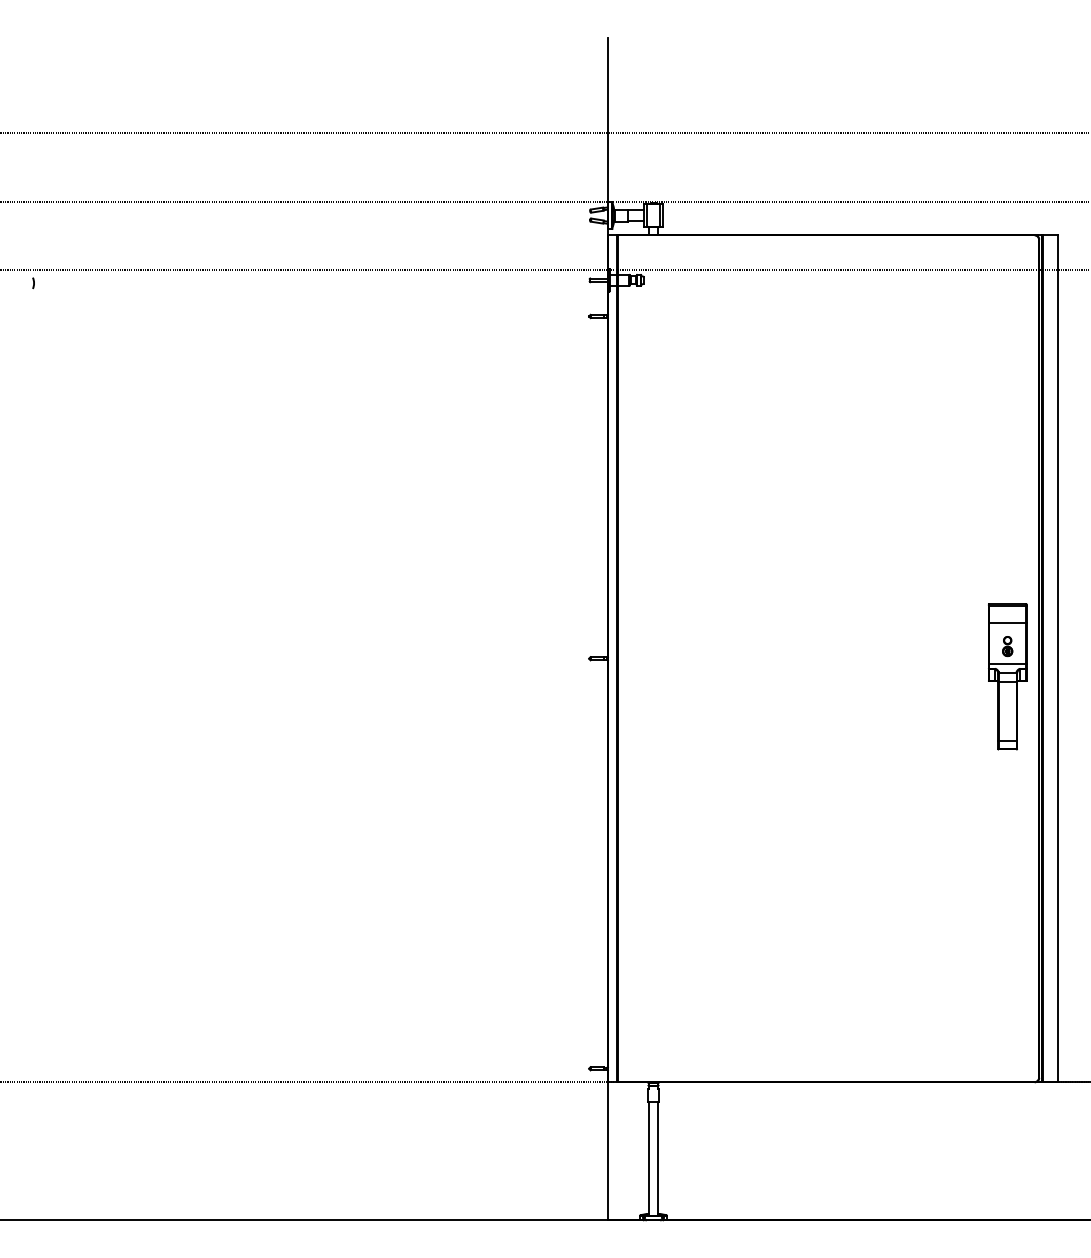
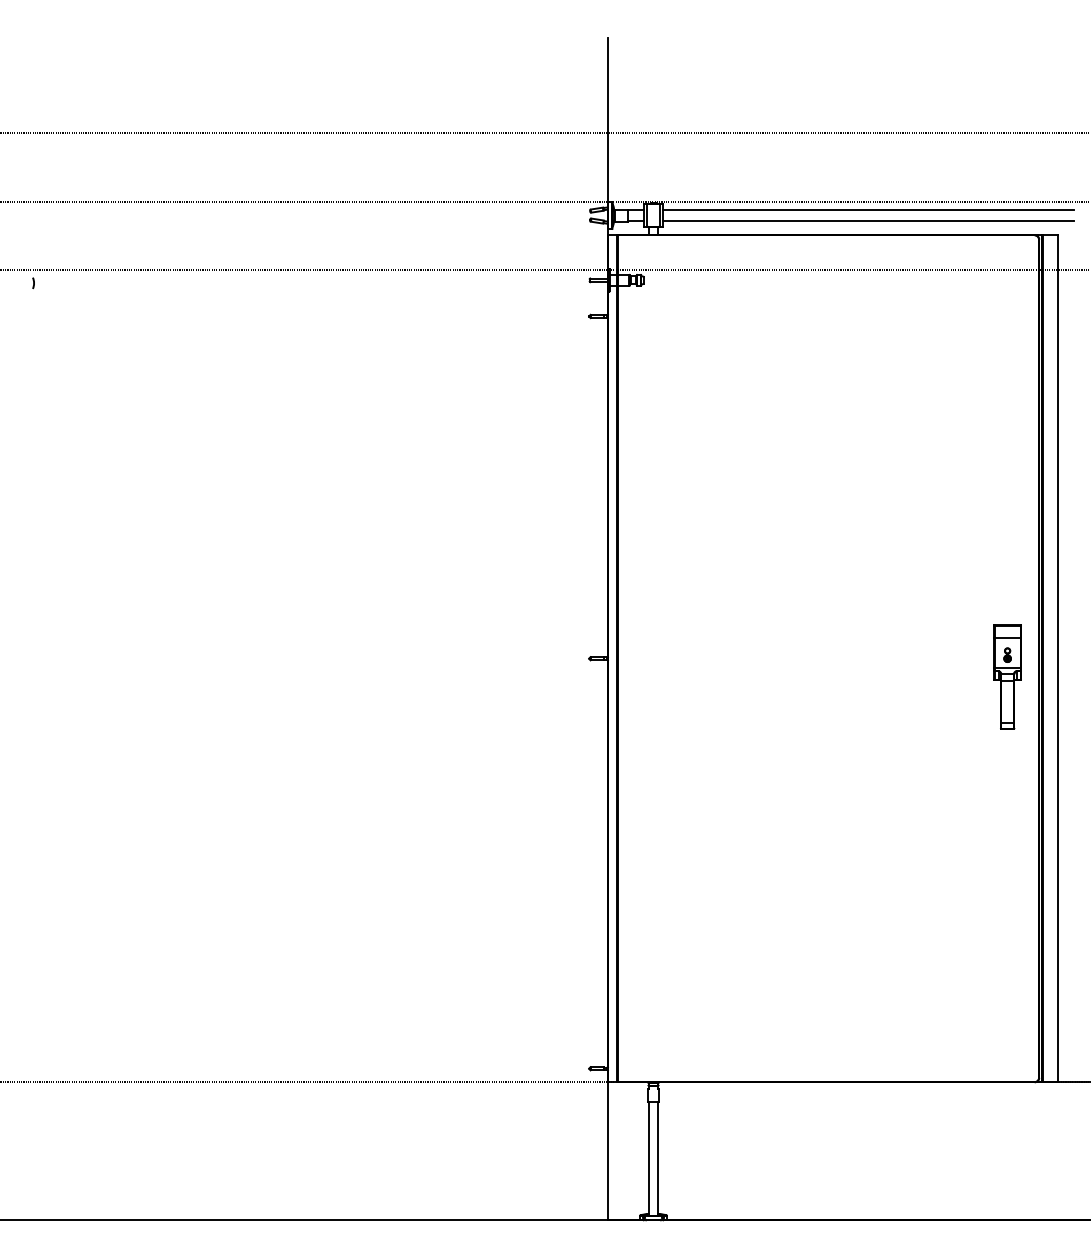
line: none -> present (868, 209)
line: none -> present (868, 221)
part size: 40x148 px -> 29x106 px (1007, 676)
